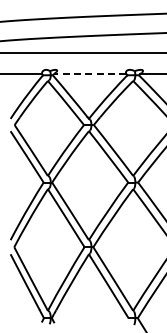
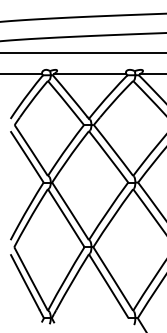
line: dashed -> solid (89, 74)
